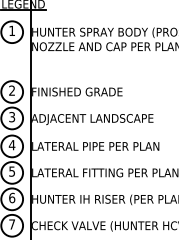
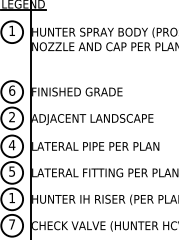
text: 2 -> 6 (12, 90)
text: 3 -> 2 (12, 117)
text: 6 -> 1 (12, 197)
